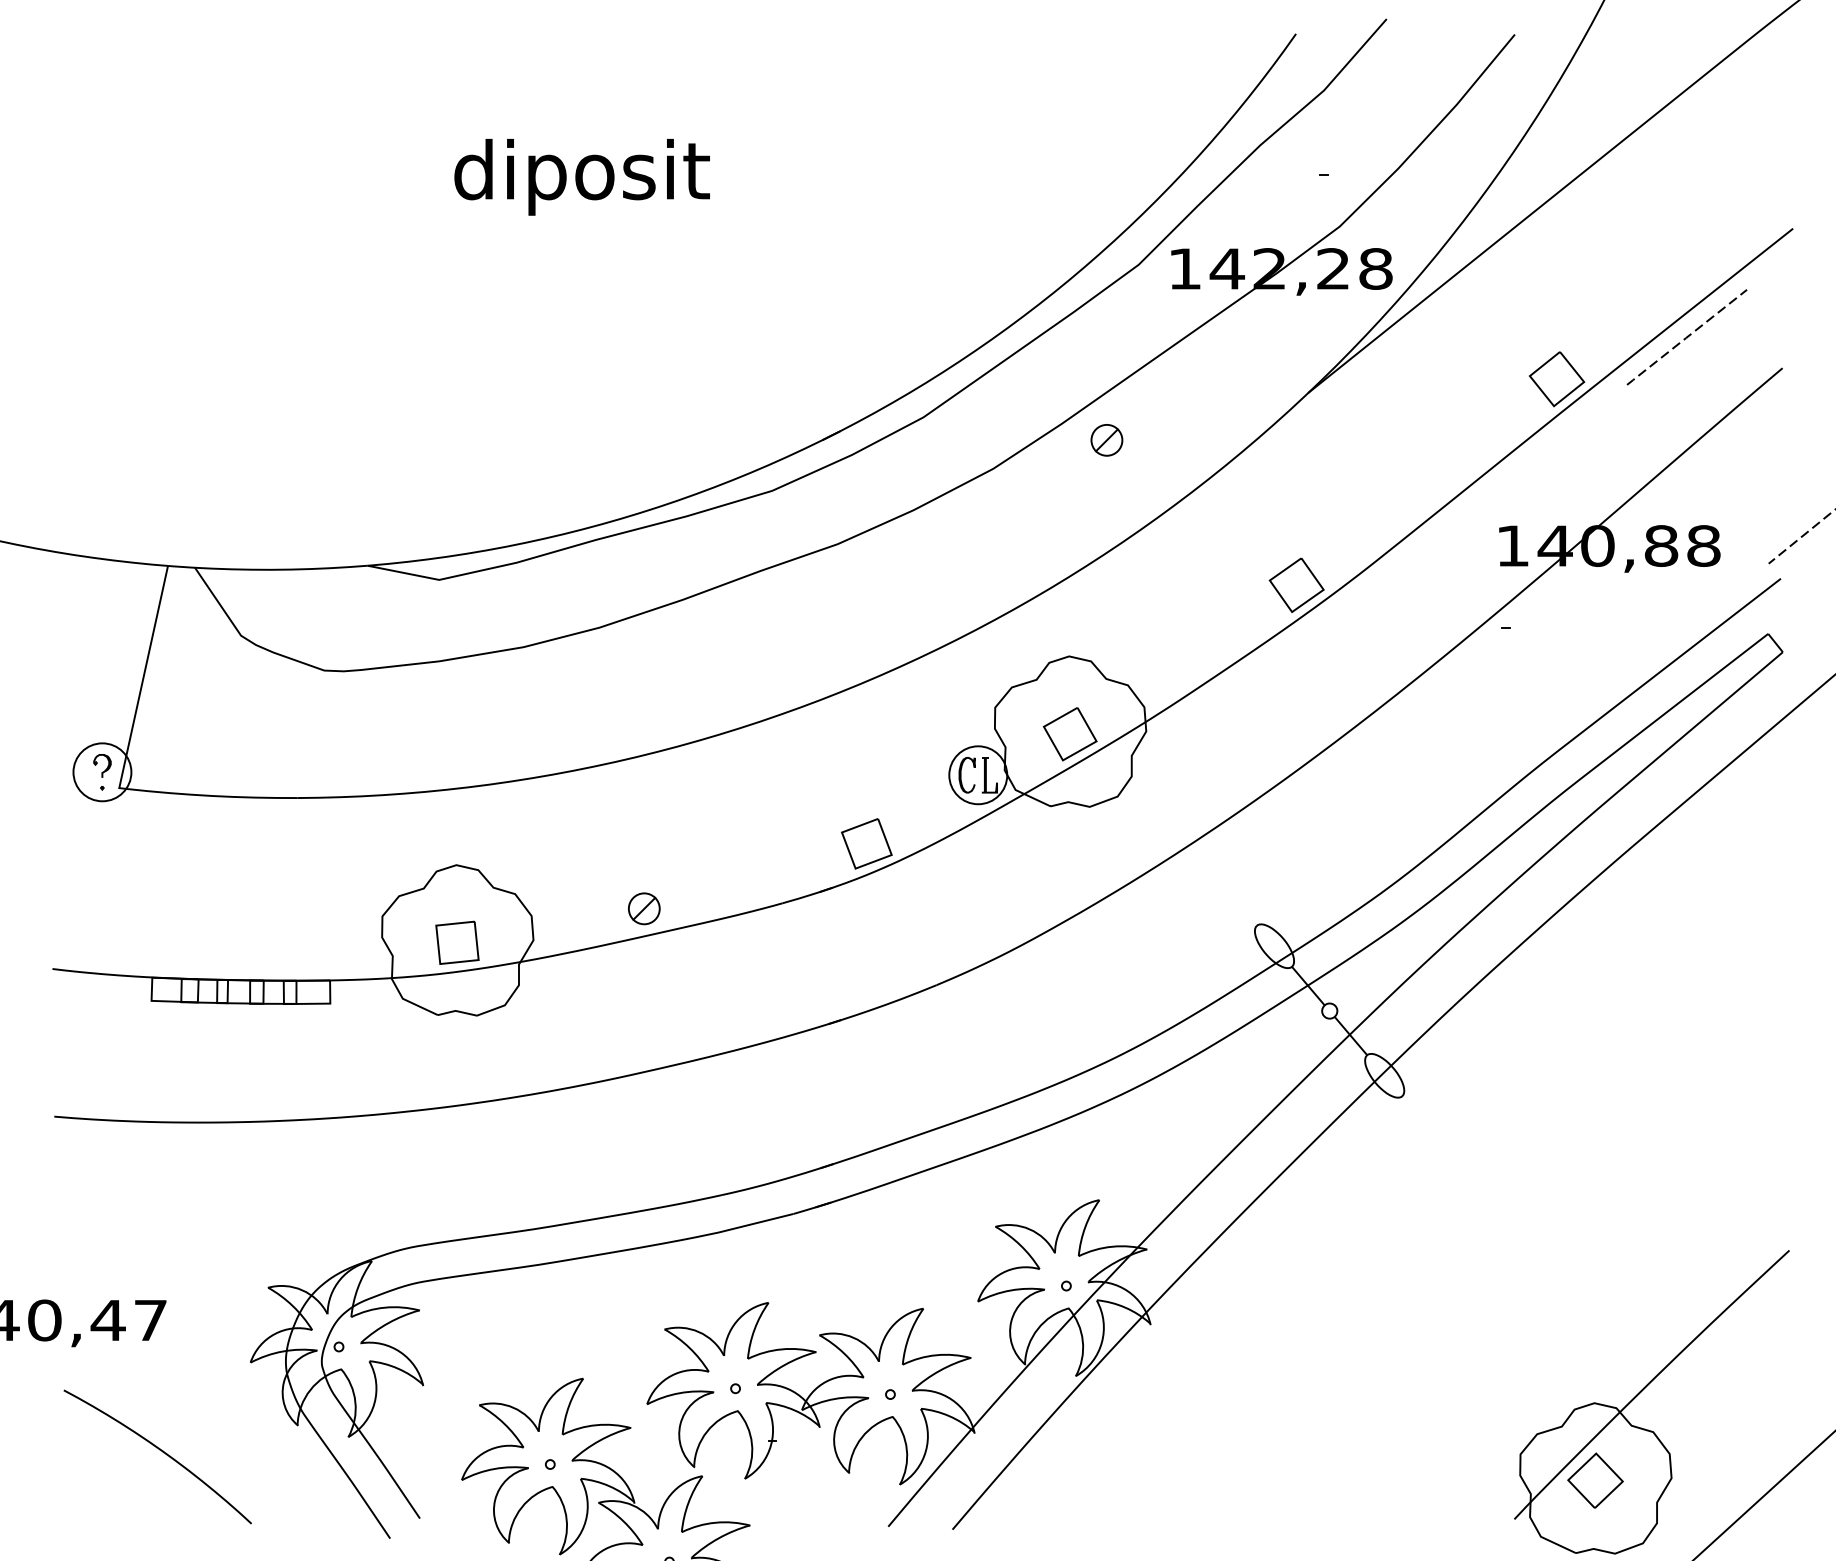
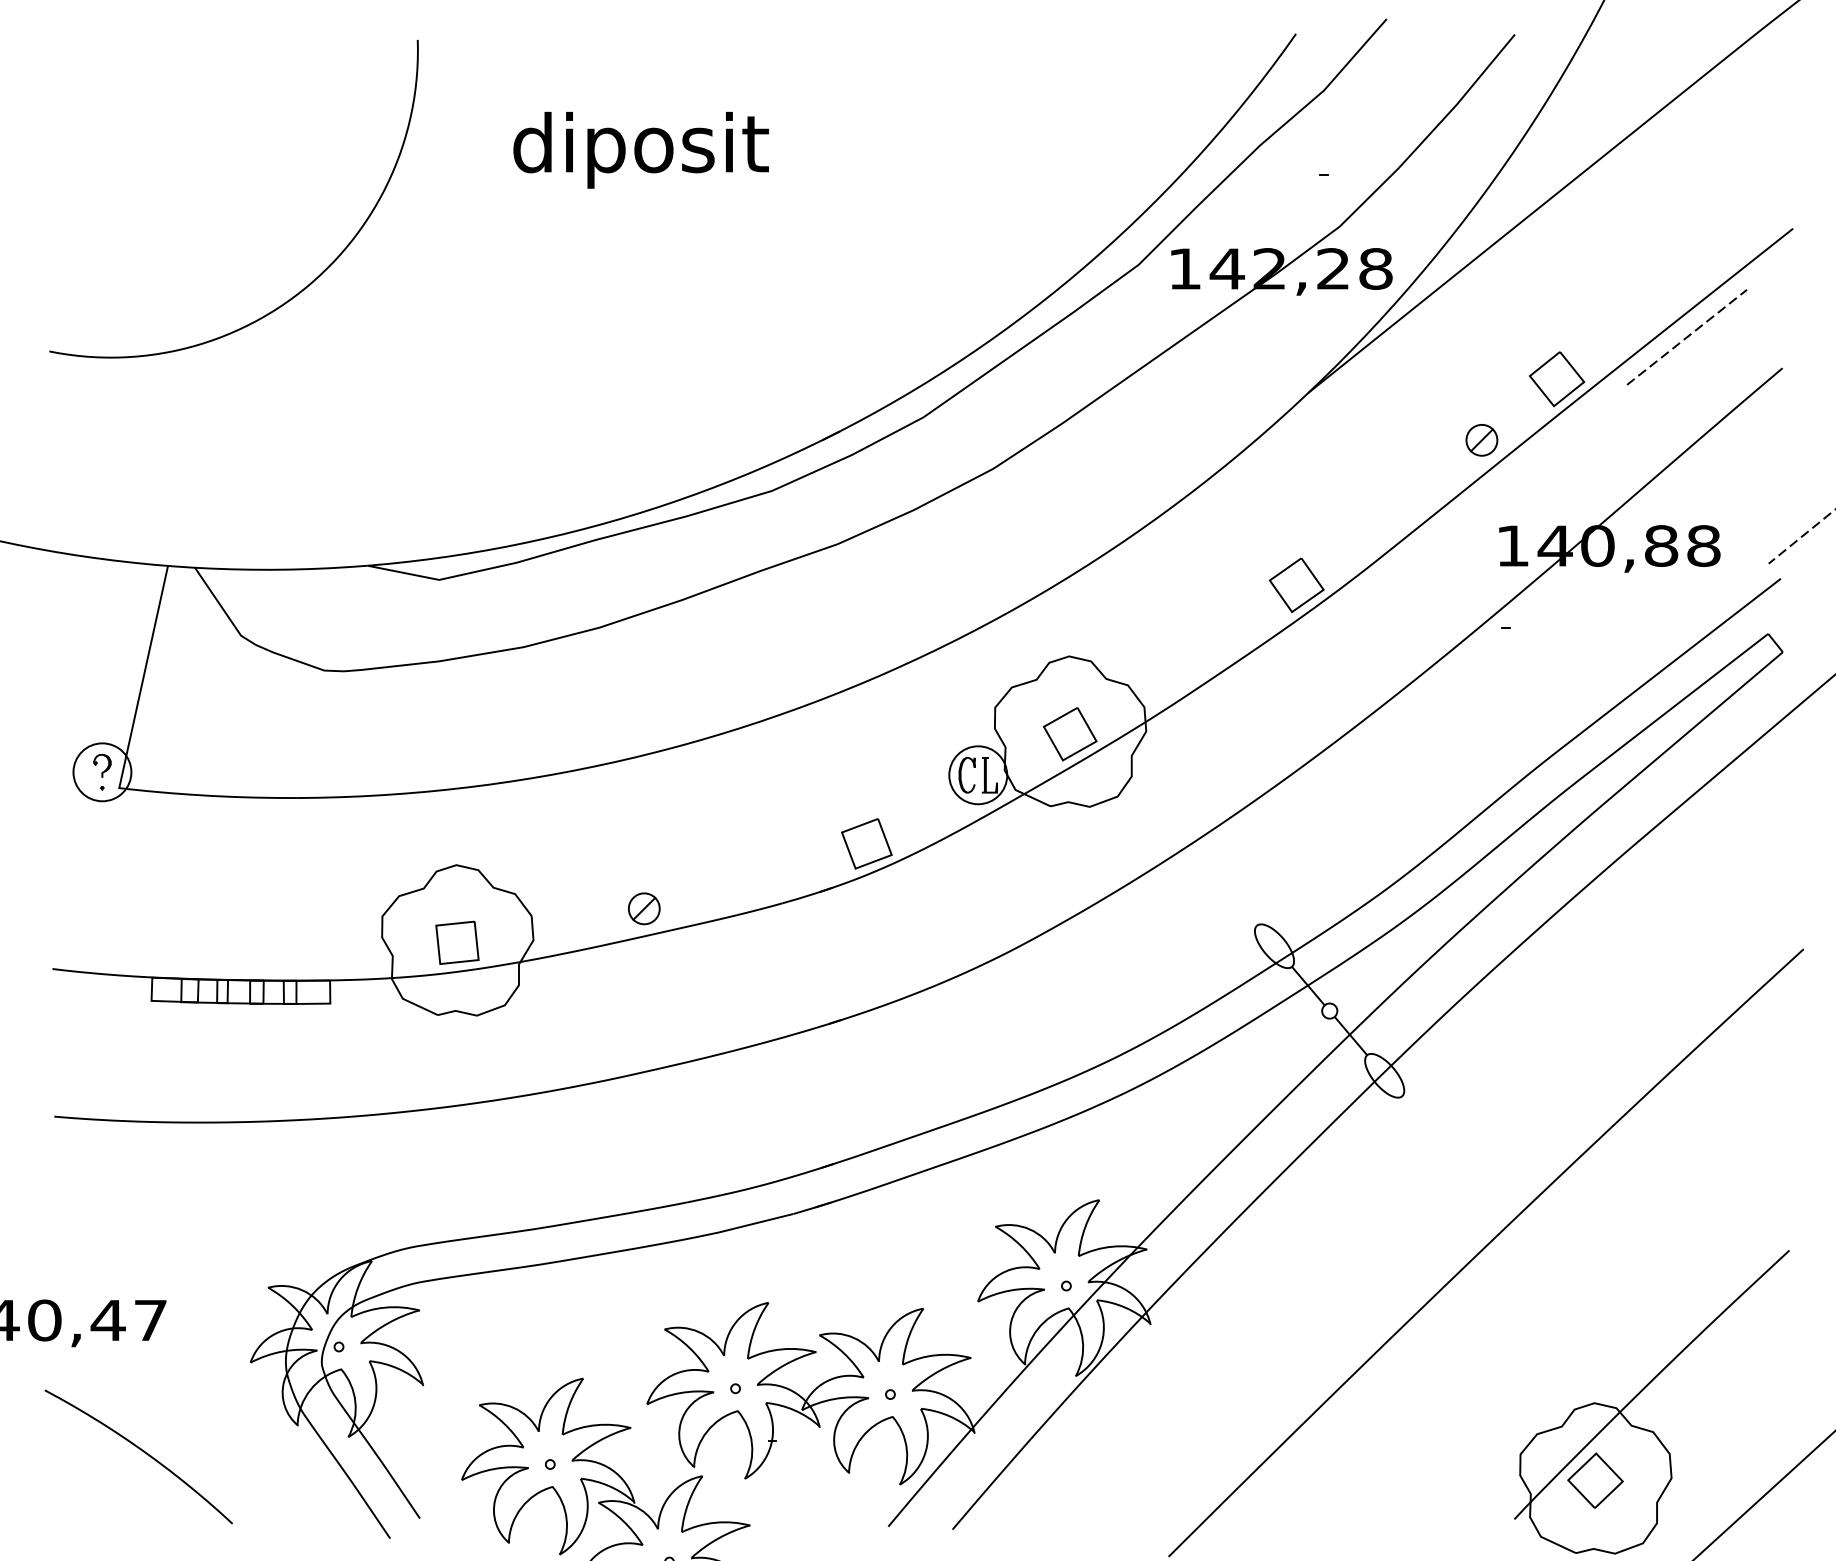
text position: (581, 177) -> (640, 150) (640, 150)
curve: none -> present (305, 286)
part position: (1106, 440) -> (1481, 440) (1481, 440)
curve: none -> present (1484, 1249)
curve position: (159, 1450) -> (140, 1450) (140, 1450)
